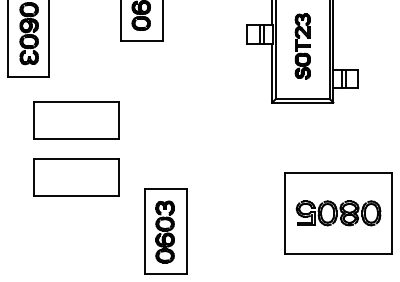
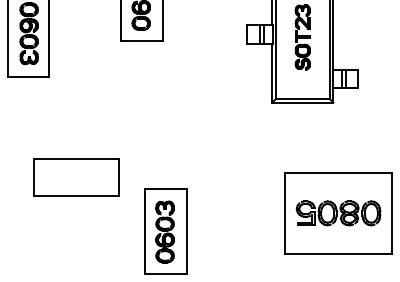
part position: (302, 46) -> (302, 37) (302, 37)
part: present -> none (76, 120)
